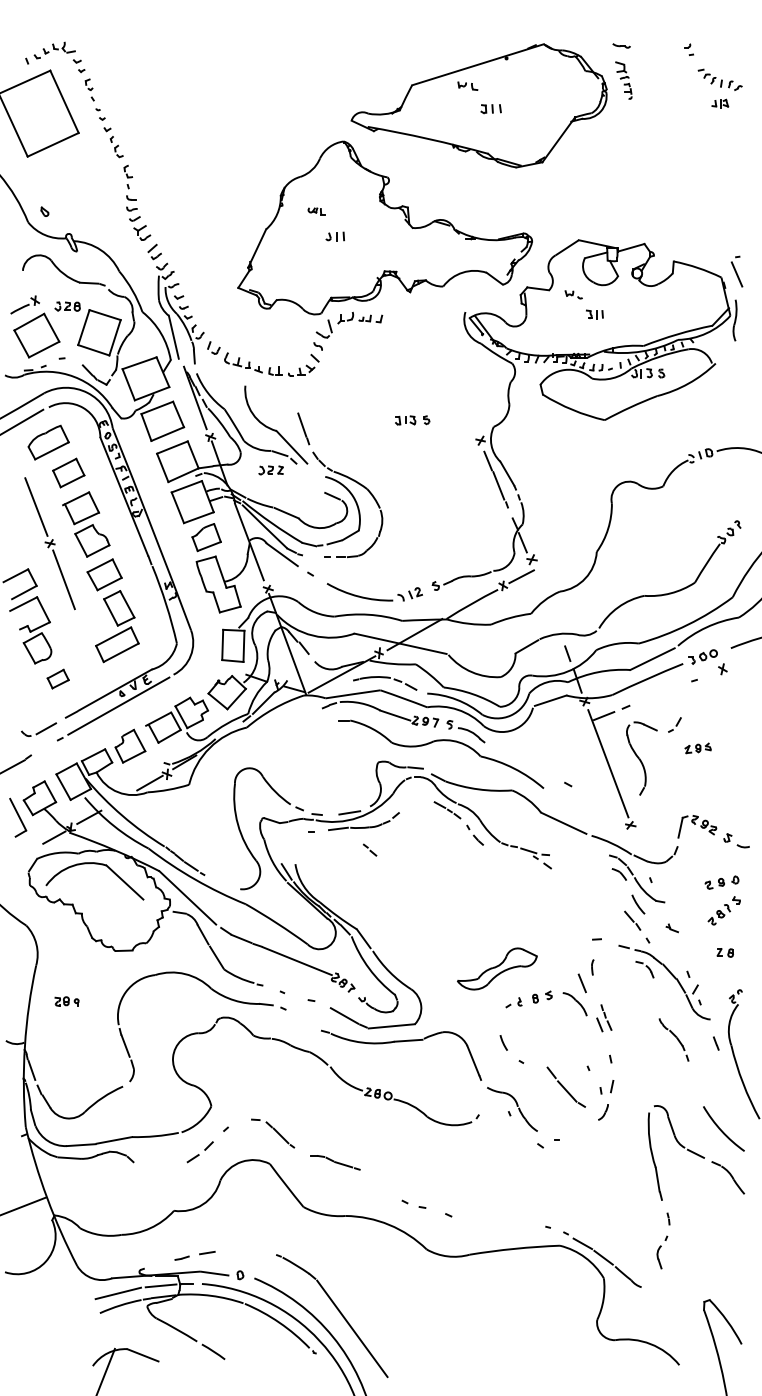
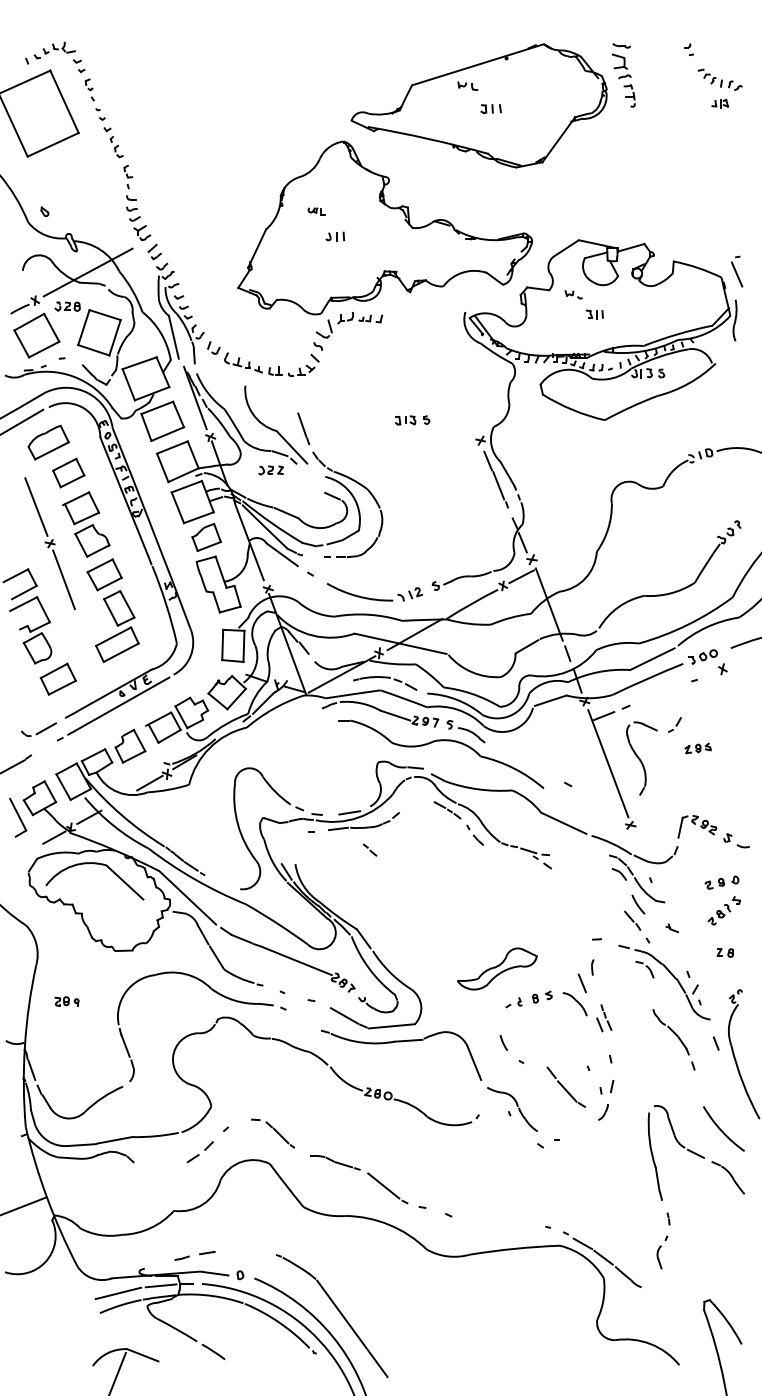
part size: 18x39 px -> 24x55 px (623, 80)
line: none -> present (87, 272)
line: none -> present (548, 604)
part size: 24x22 px -> 38x34 px (57, 678)
part size: 32x44 px -> 44x62 px (673, 1039)
line: none -> present (383, 1185)
line position: (105, 1370) -> (117, 1372) (117, 1372)
